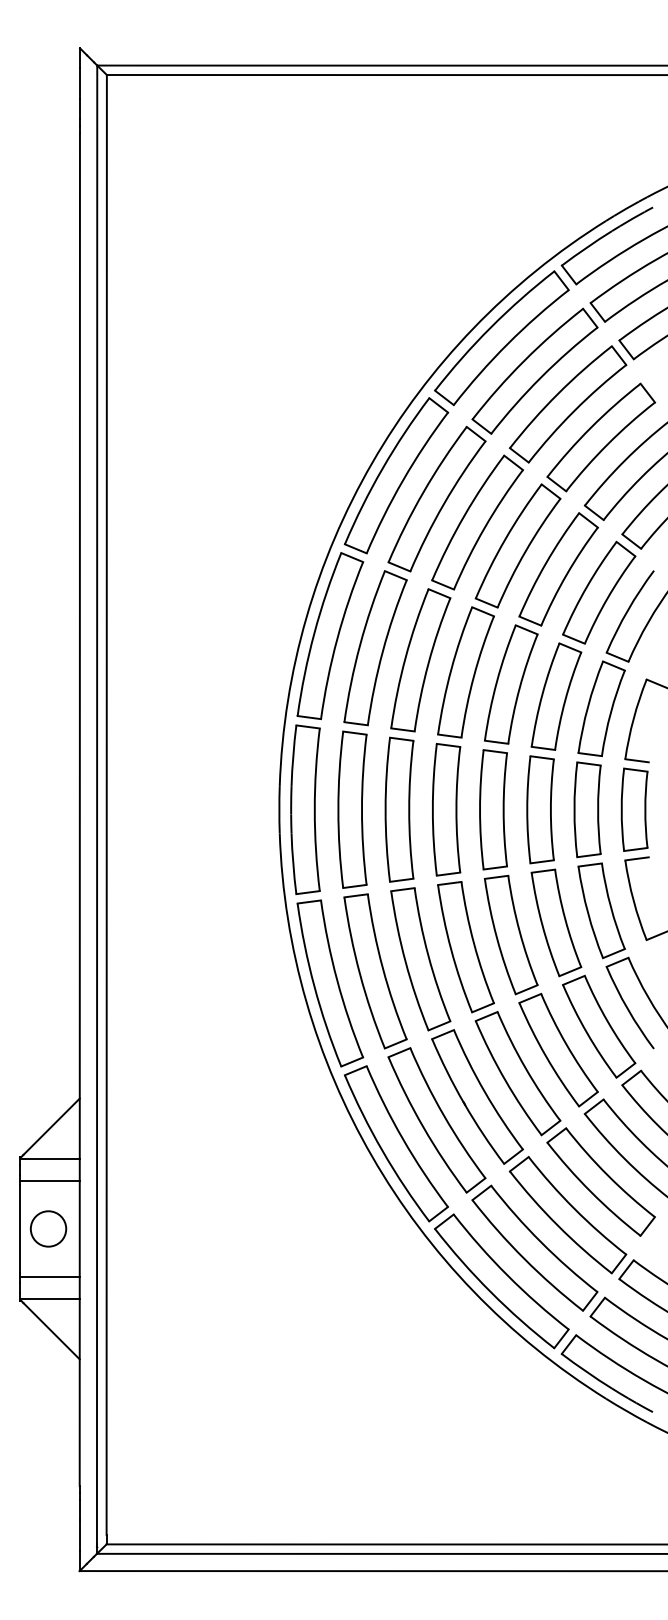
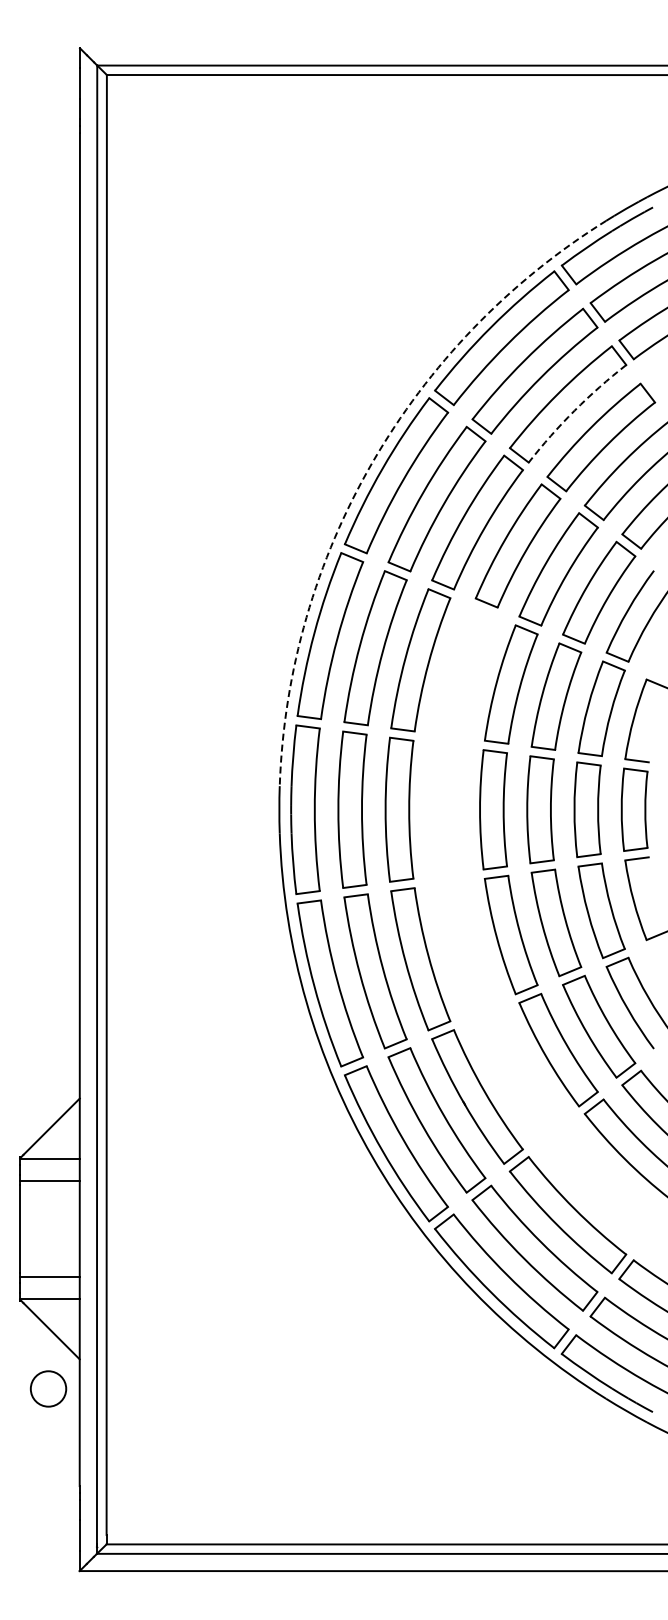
arc: solid -> dashed (574, 410)
arc: solid -> dashed (372, 462)
part: present -> none (474, 940)
circle position: (48, 1228) -> (48, 1388) (48, 1388)
